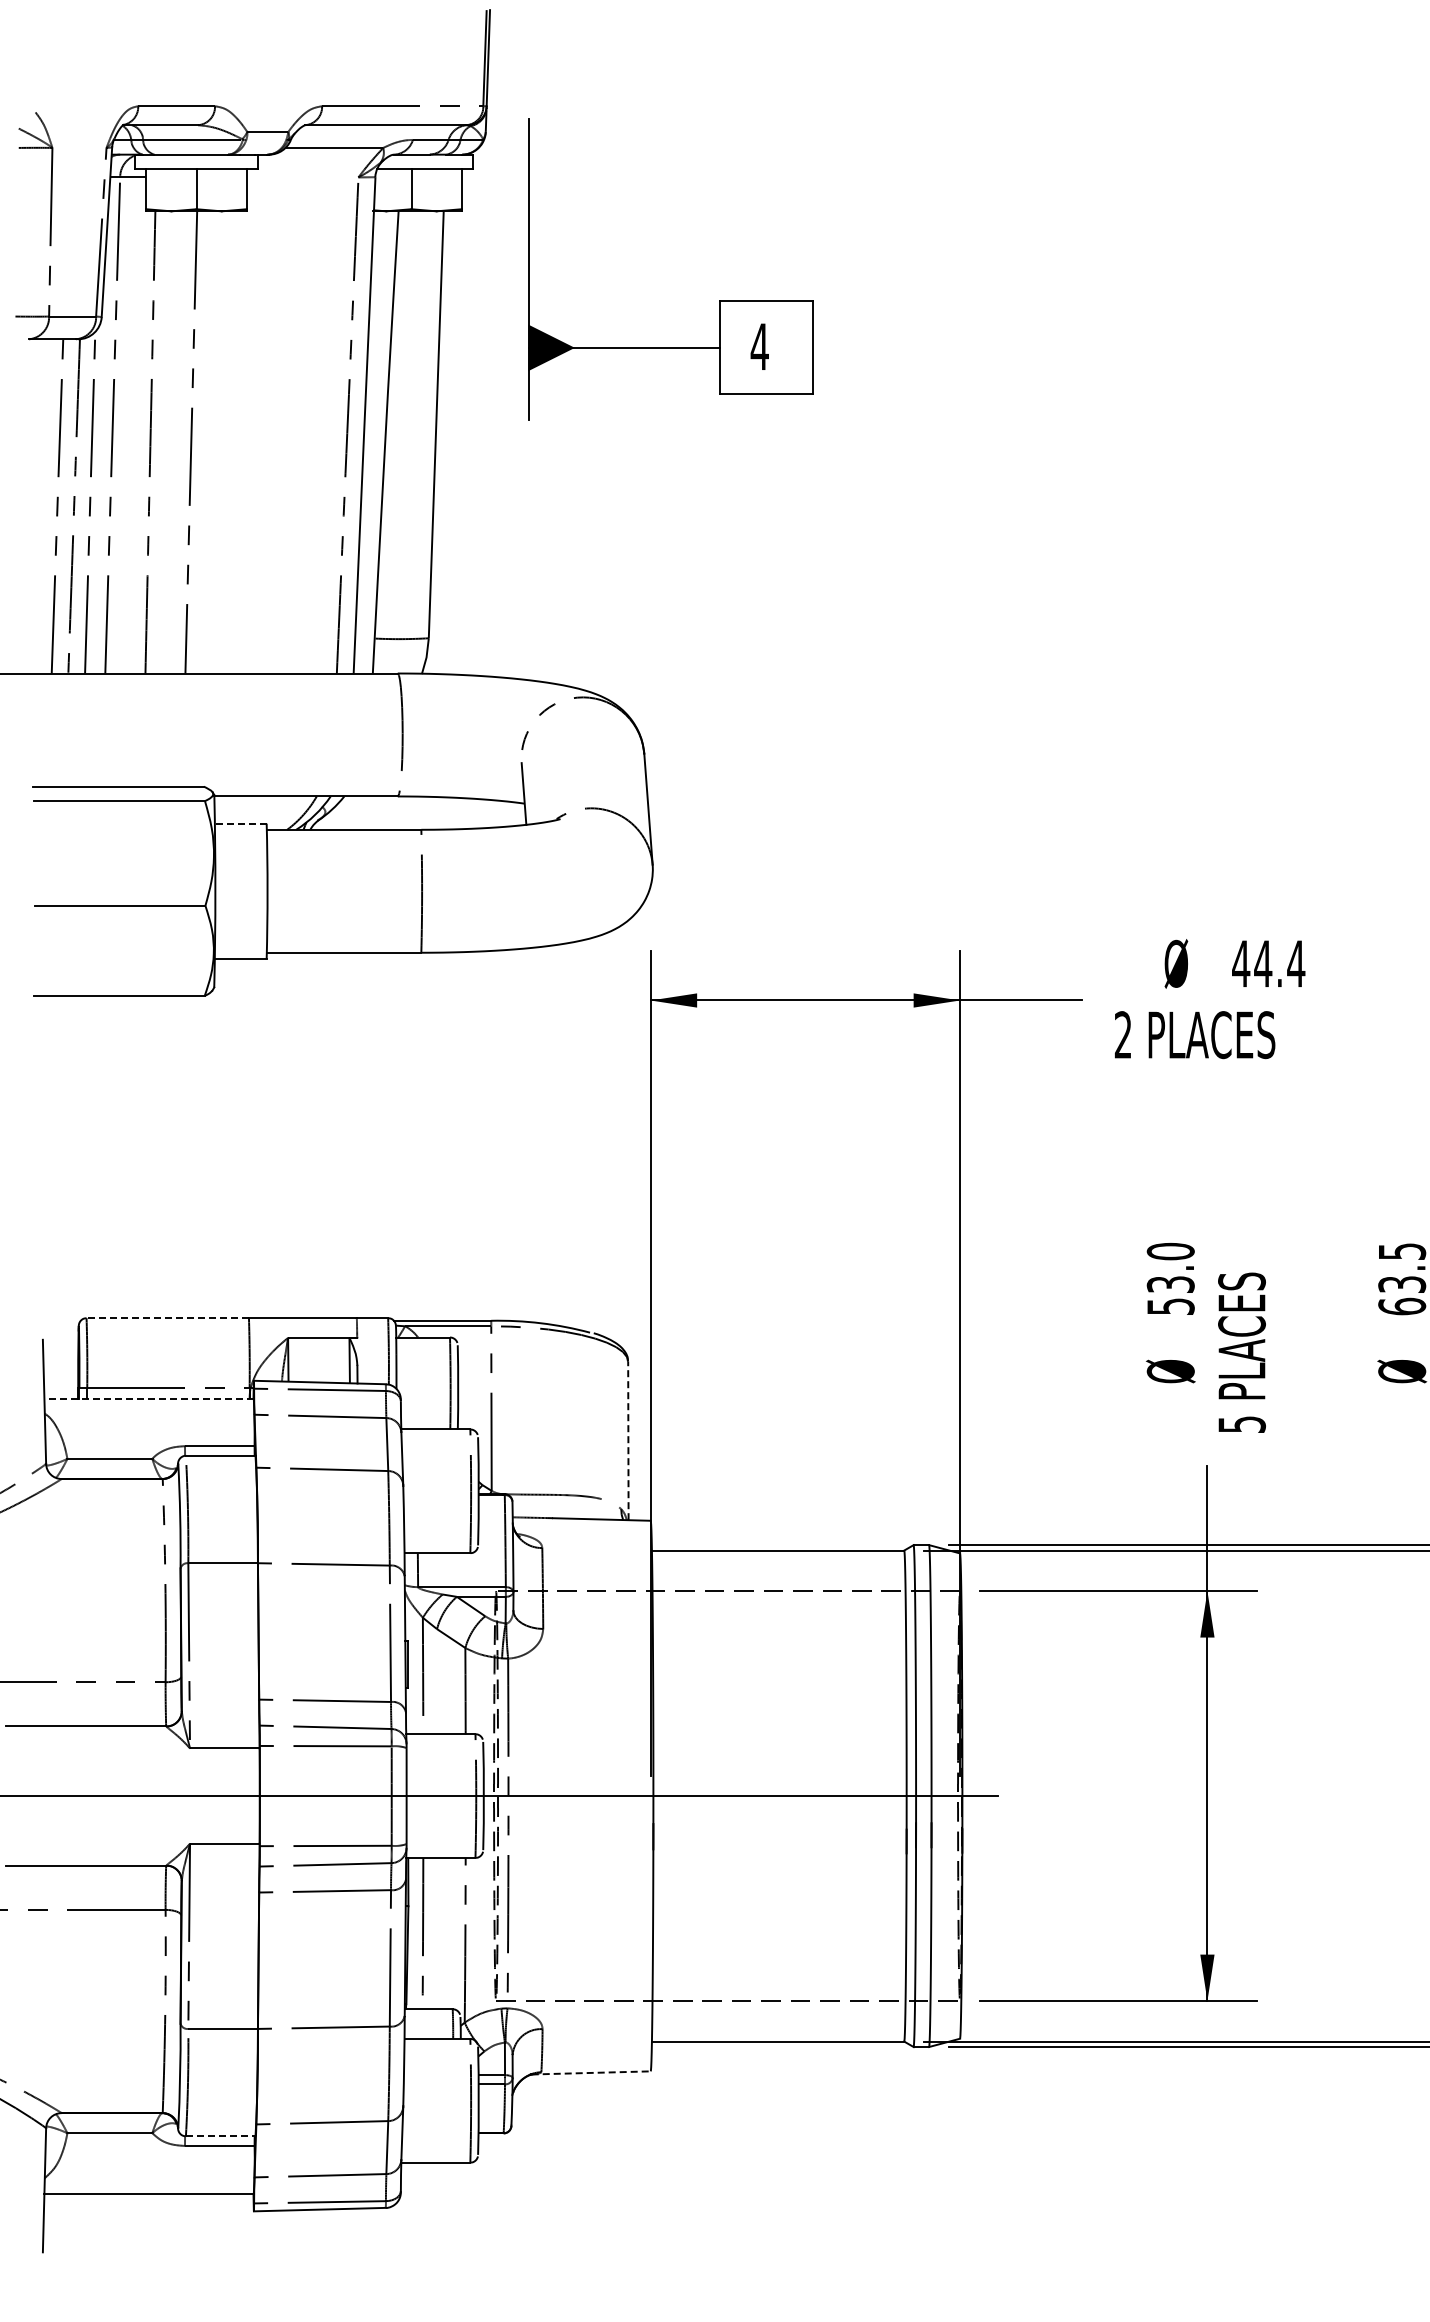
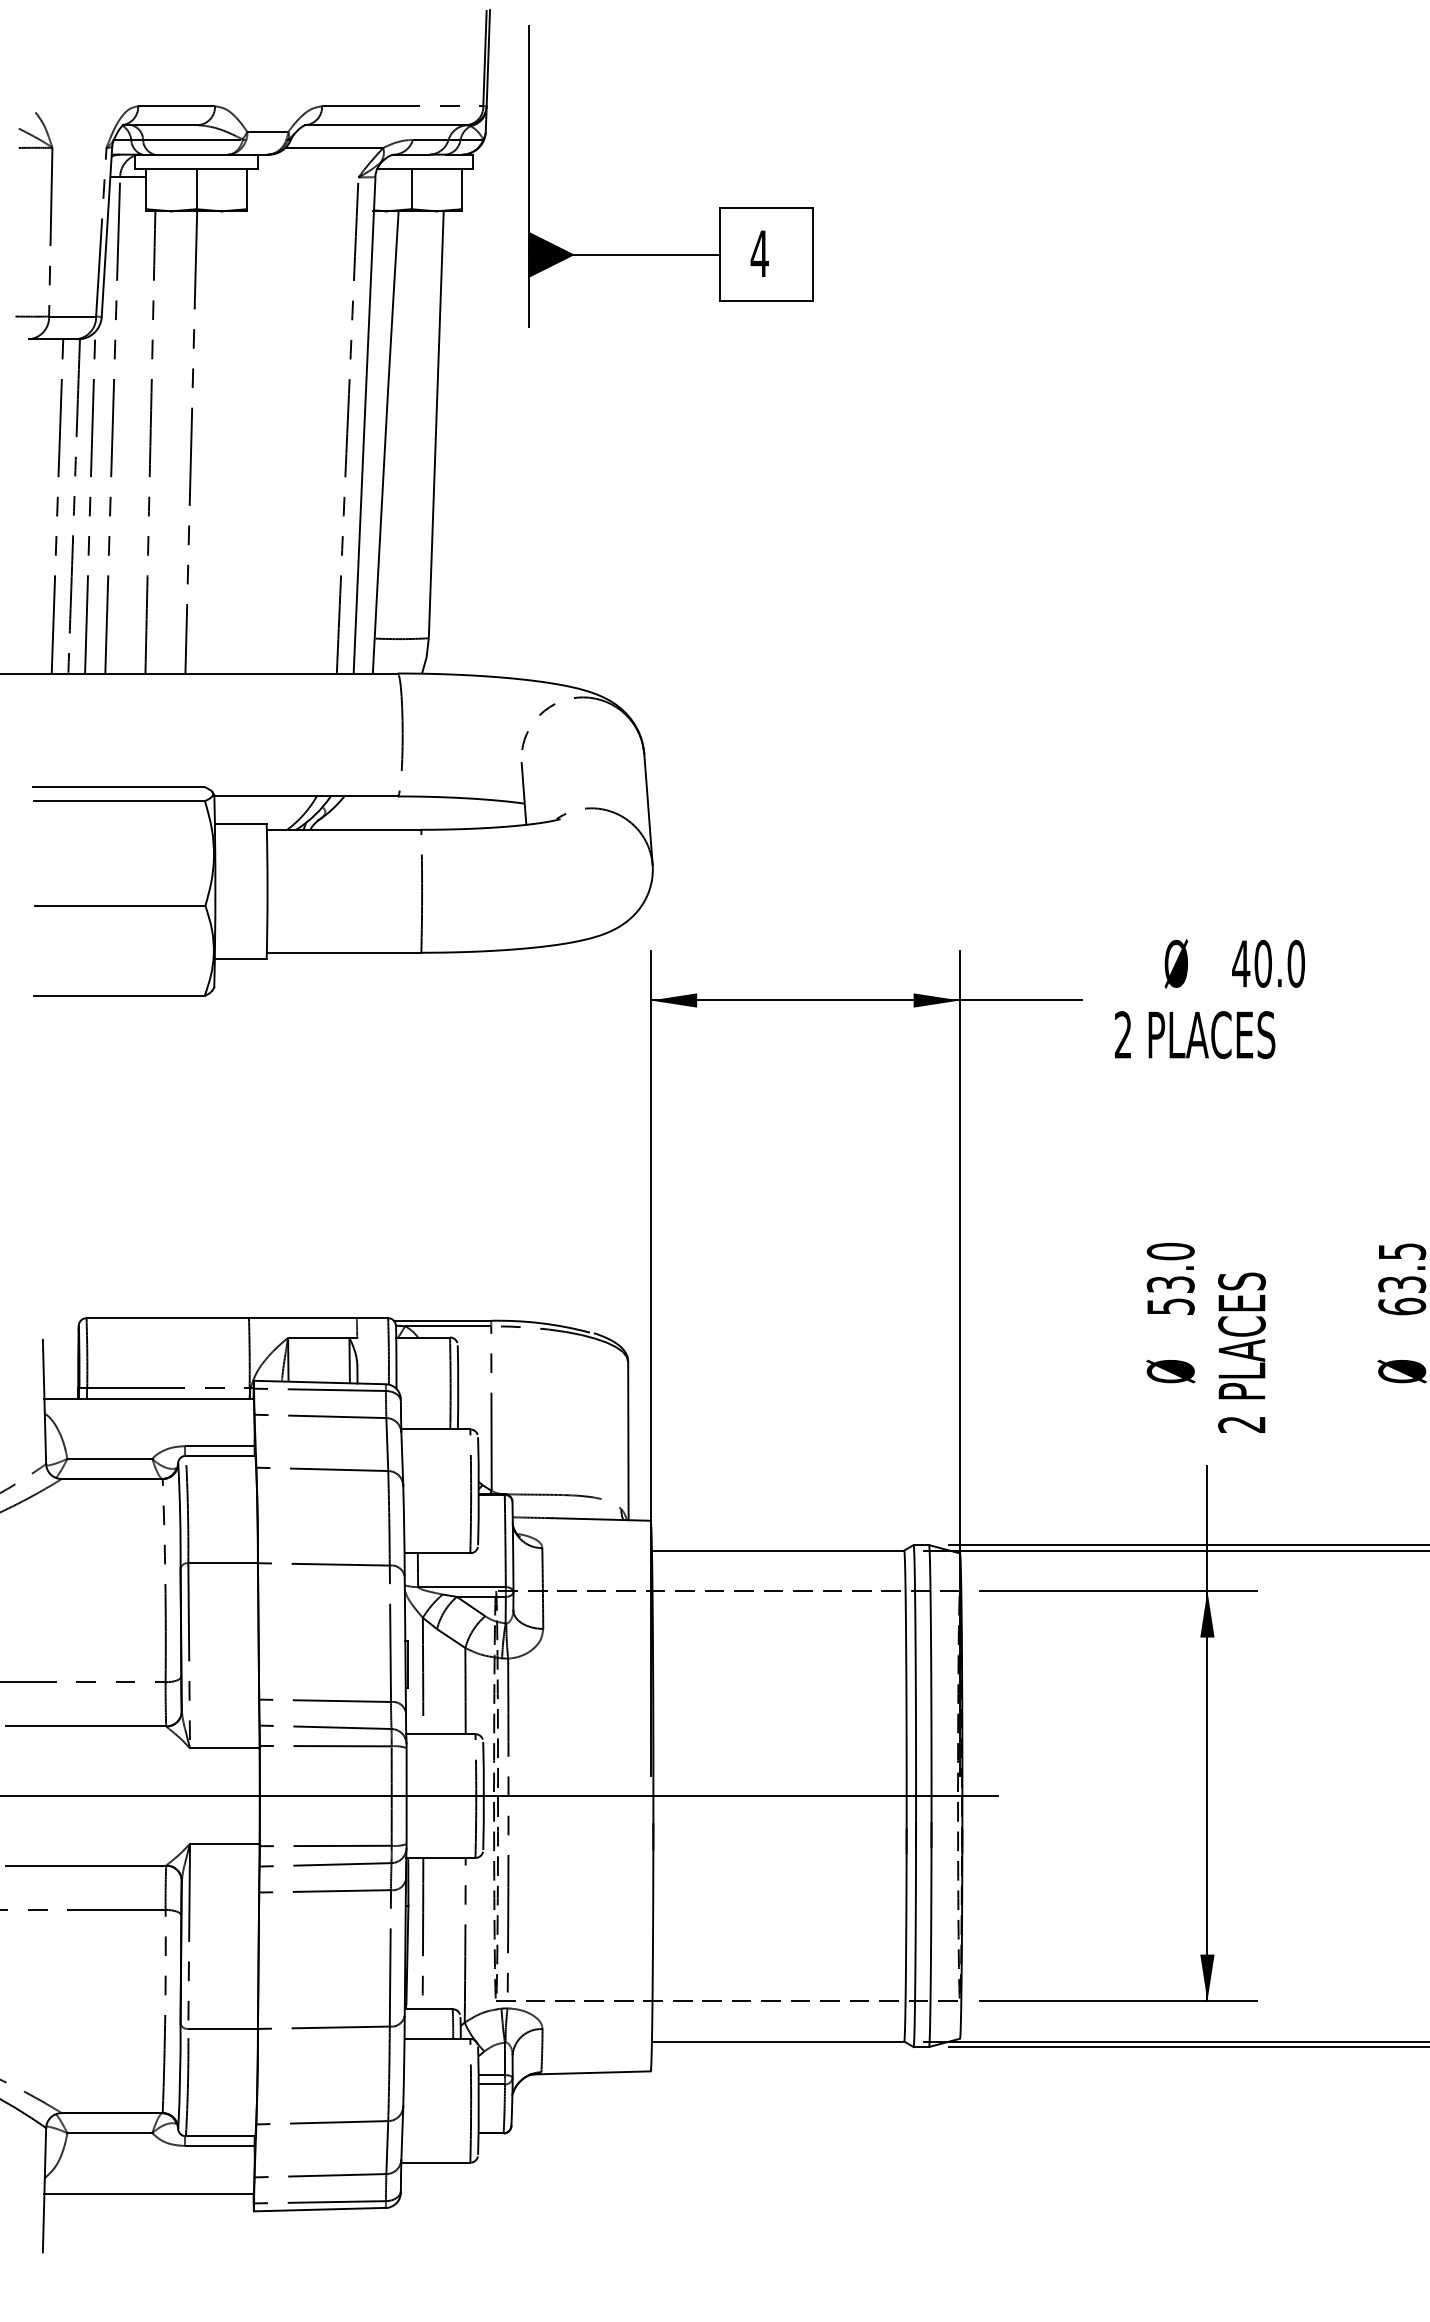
part position: (719, 300) -> (719, 207) (719, 207)
line: dashed -> solid (240, 823)
text: 44.4 -> 40.0 (1279, 963)
line: dashed -> solid (167, 1318)
line: dashed -> solid (149, 1398)
text: 5 -> 2 (1241, 1424)
line: dashed -> solid (628, 1440)
line: dashed -> solid (591, 2072)
line: dashed -> solid (220, 2136)
